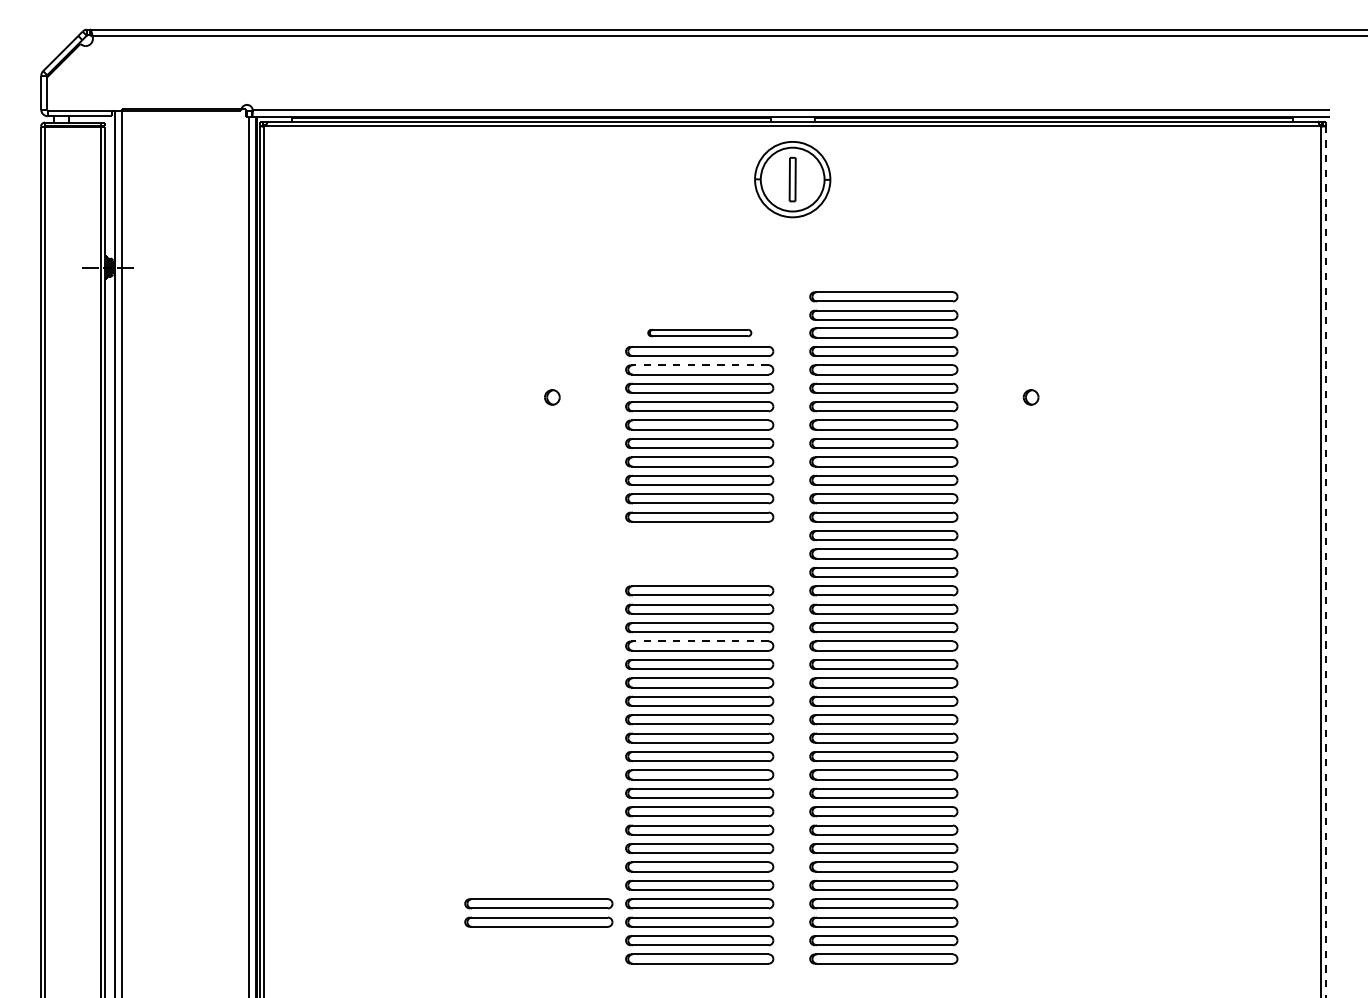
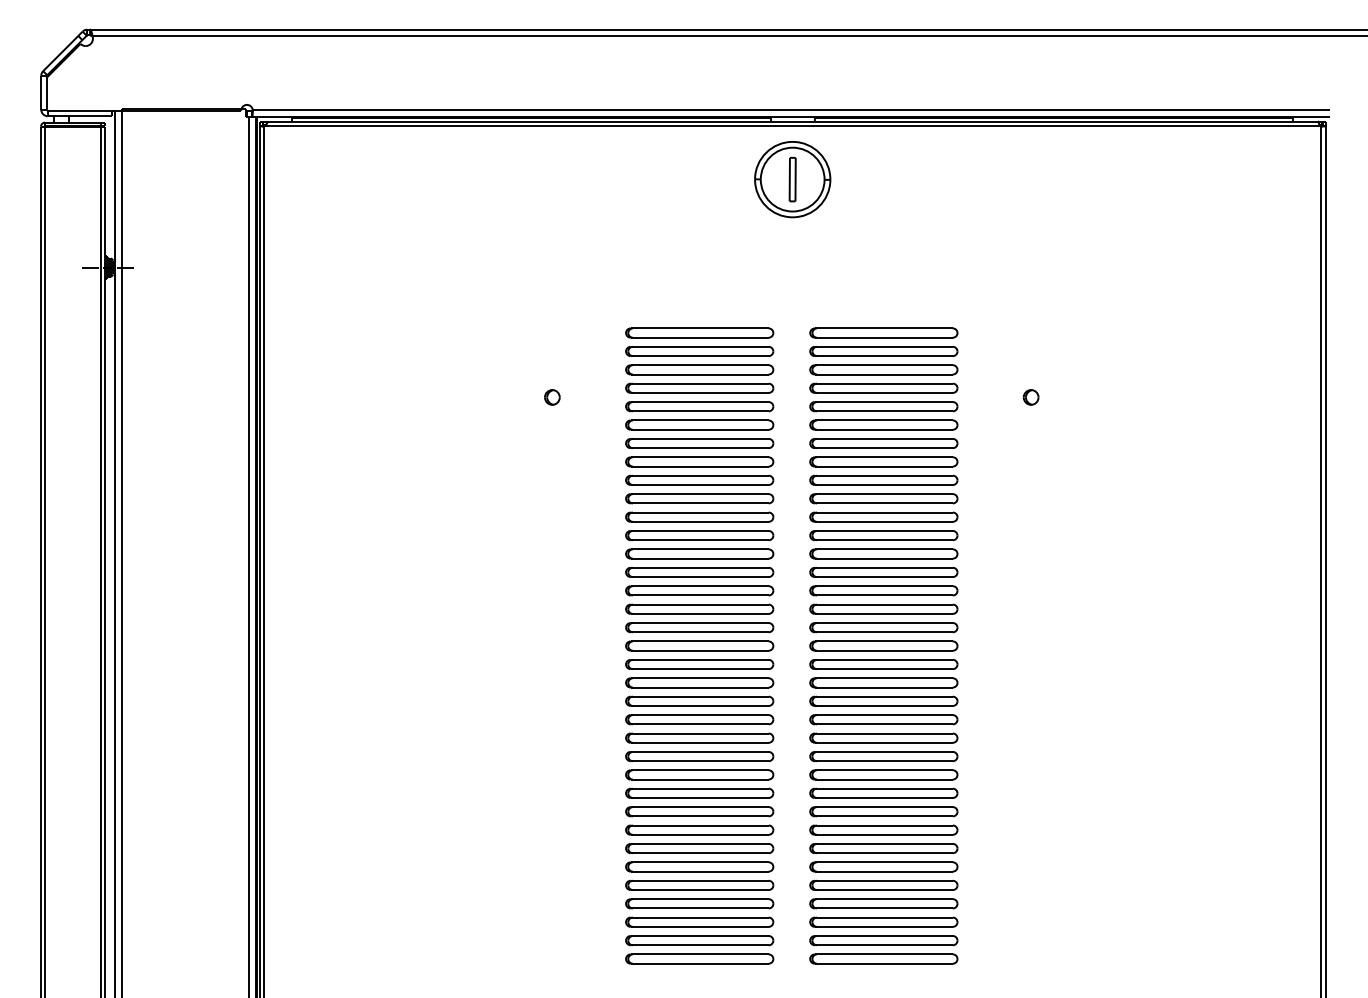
part: present -> none (883, 305)
part size: 106x10 px -> 150x12 px (699, 332)
line: dashed -> solid (699, 365)
part: none -> present (699, 553)
line: dashed -> solid (1325, 561)
line: dashed -> solid (699, 641)
part: present -> none (538, 912)
